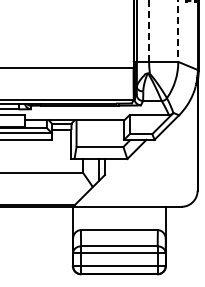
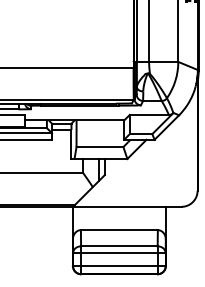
line: dashed -> solid (149, 31)
line: dashed -> solid (178, 31)
